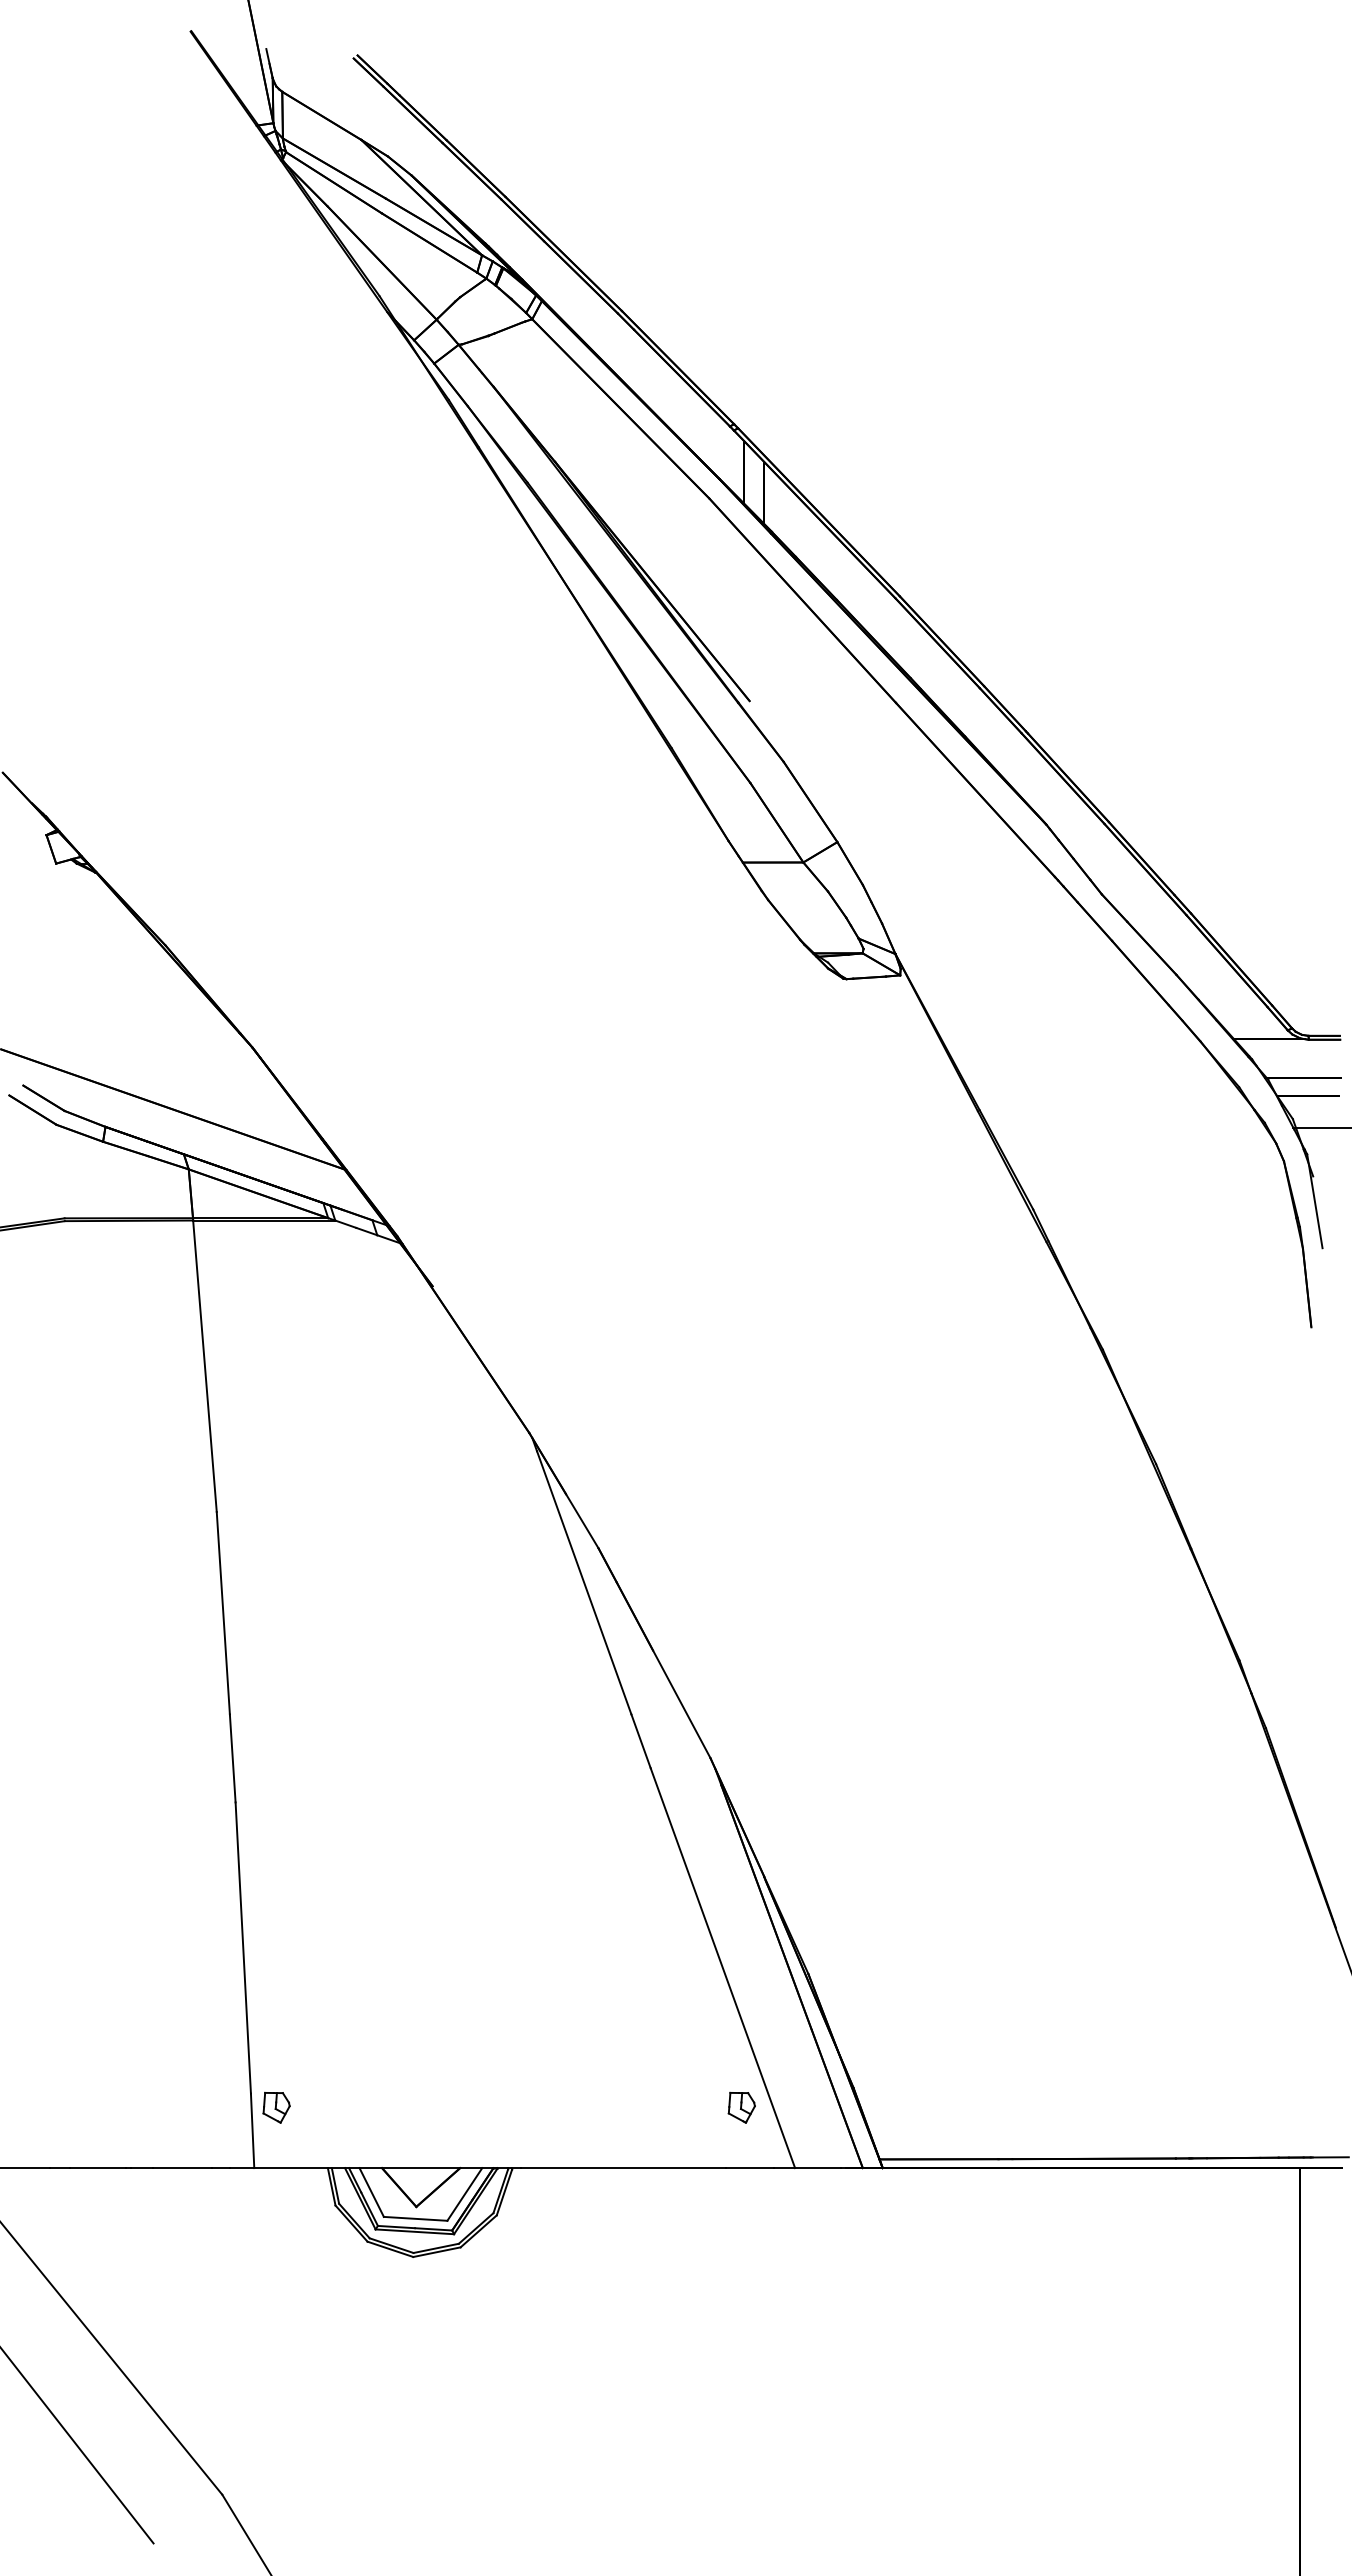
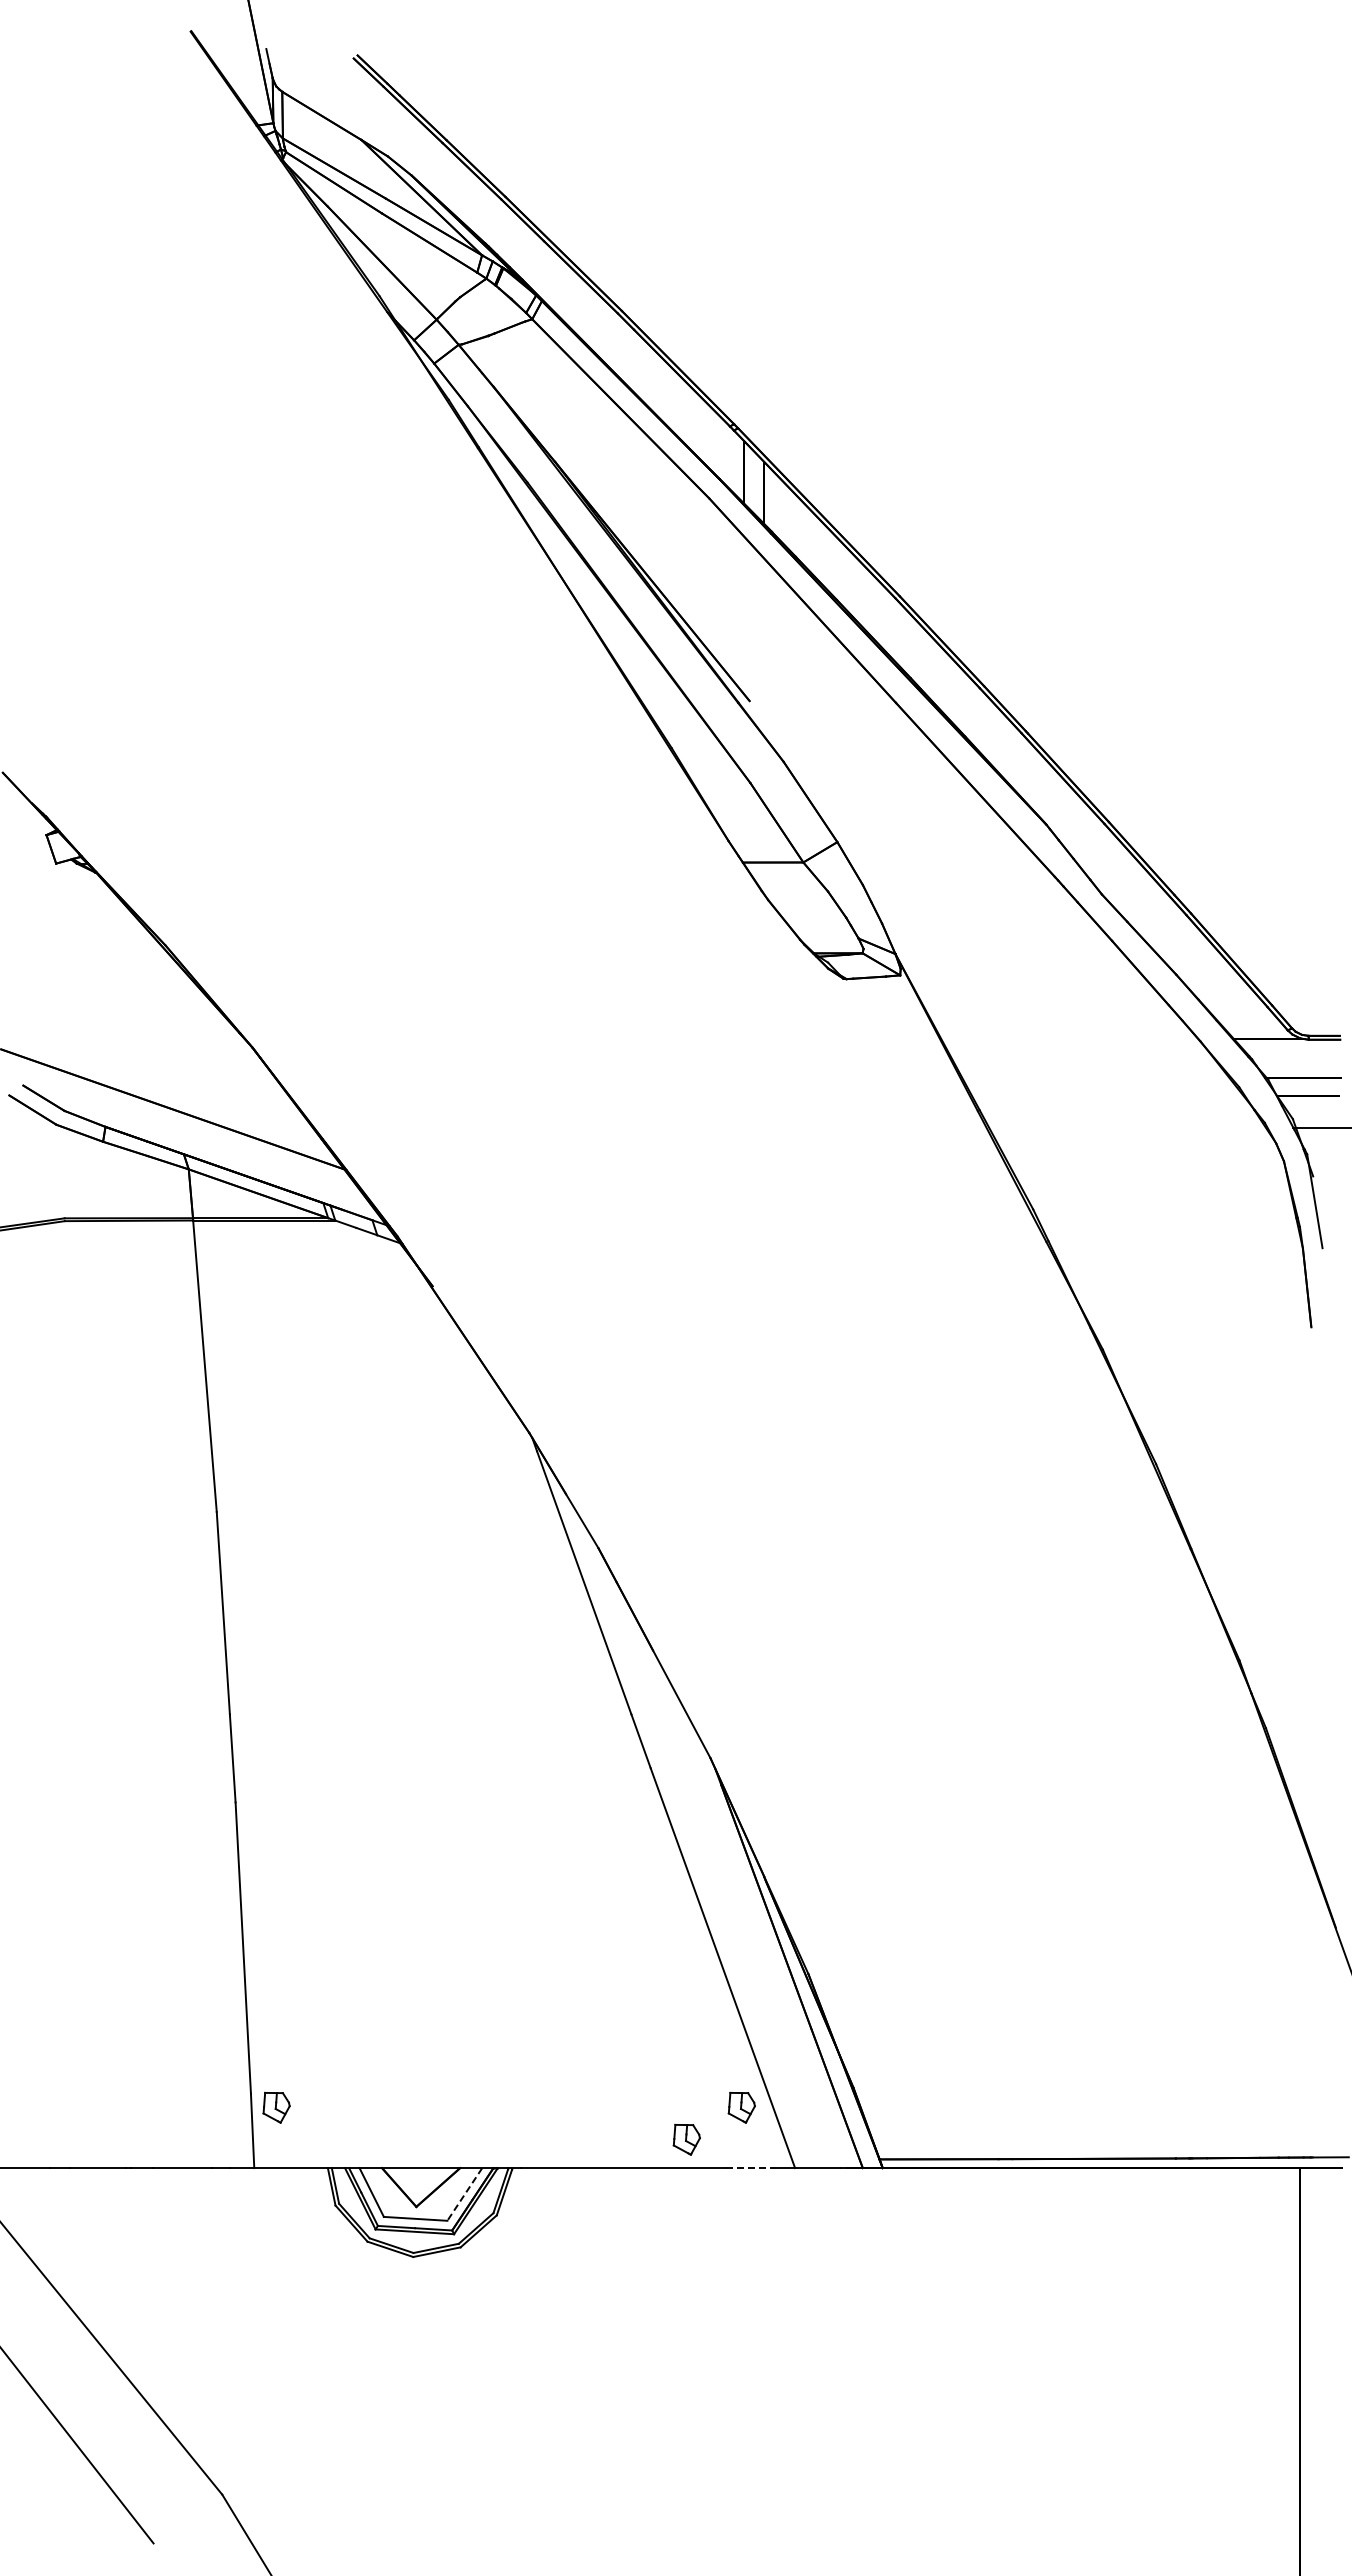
part: none -> present (686, 2139)
line: solid -> dashed (749, 2168)
line: solid -> dashed (464, 2194)
